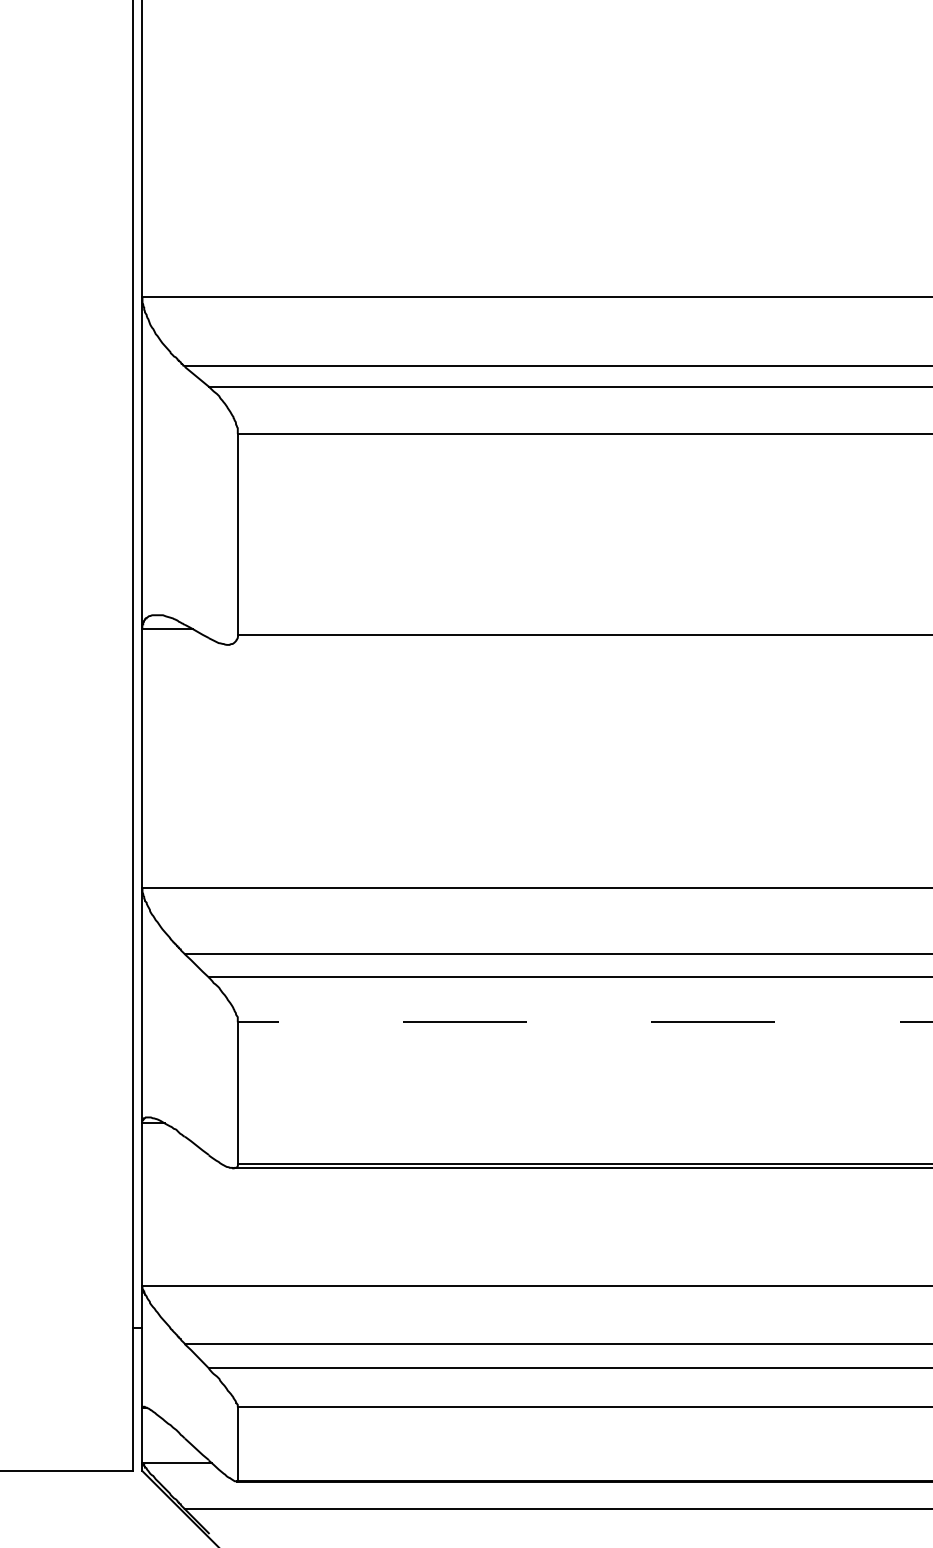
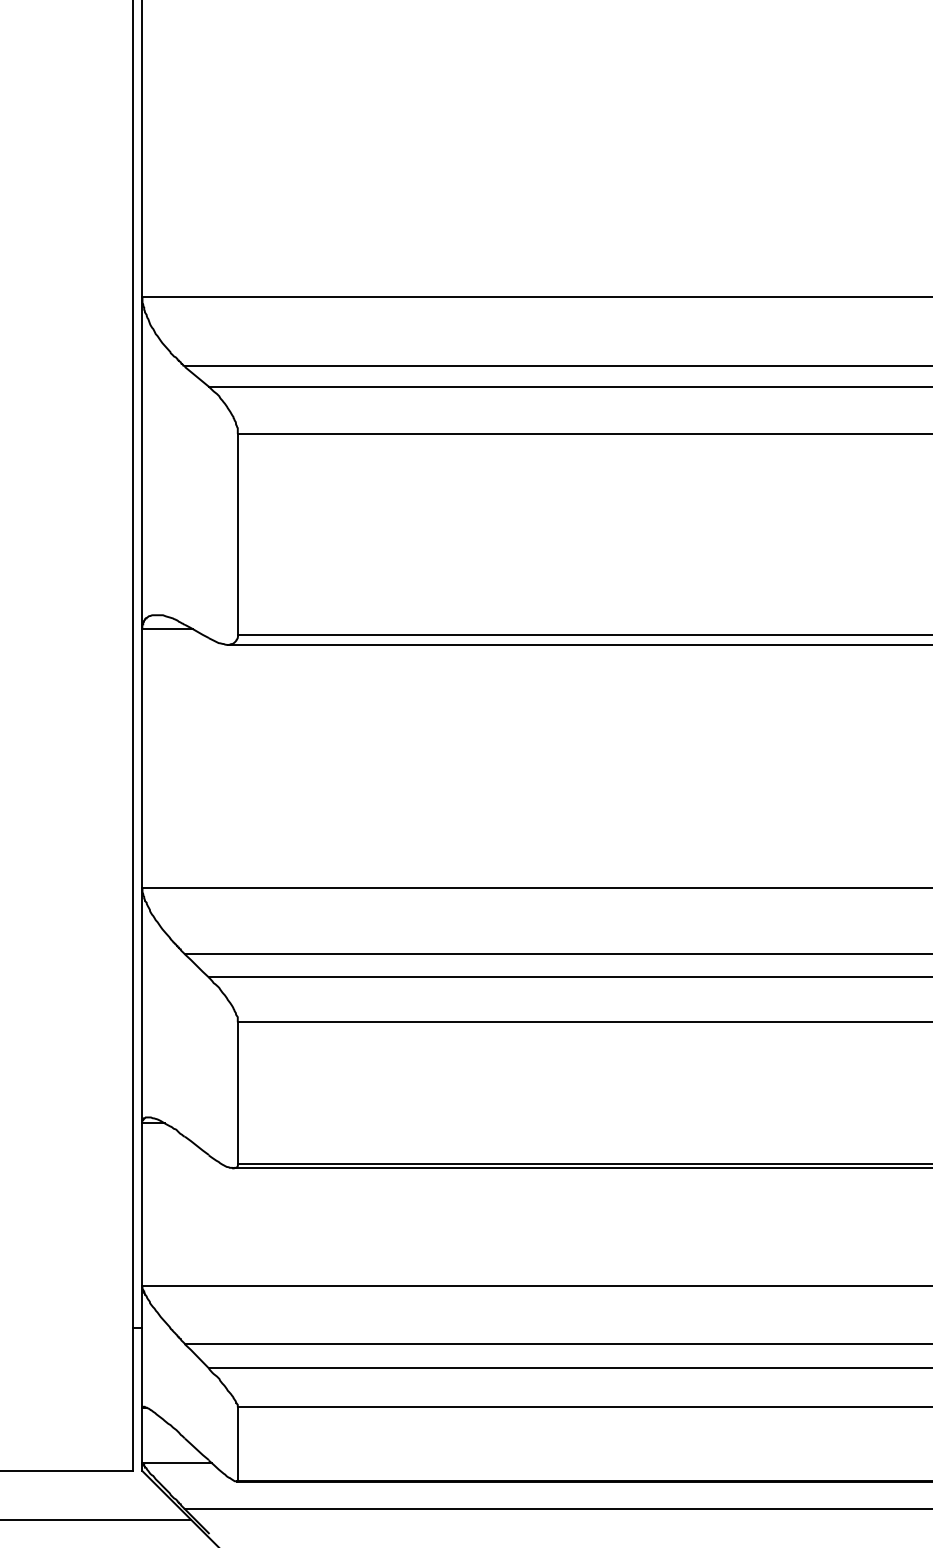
line: none -> present (578, 644)
line: dashed -> solid (584, 1022)
line: none -> present (96, 1520)
